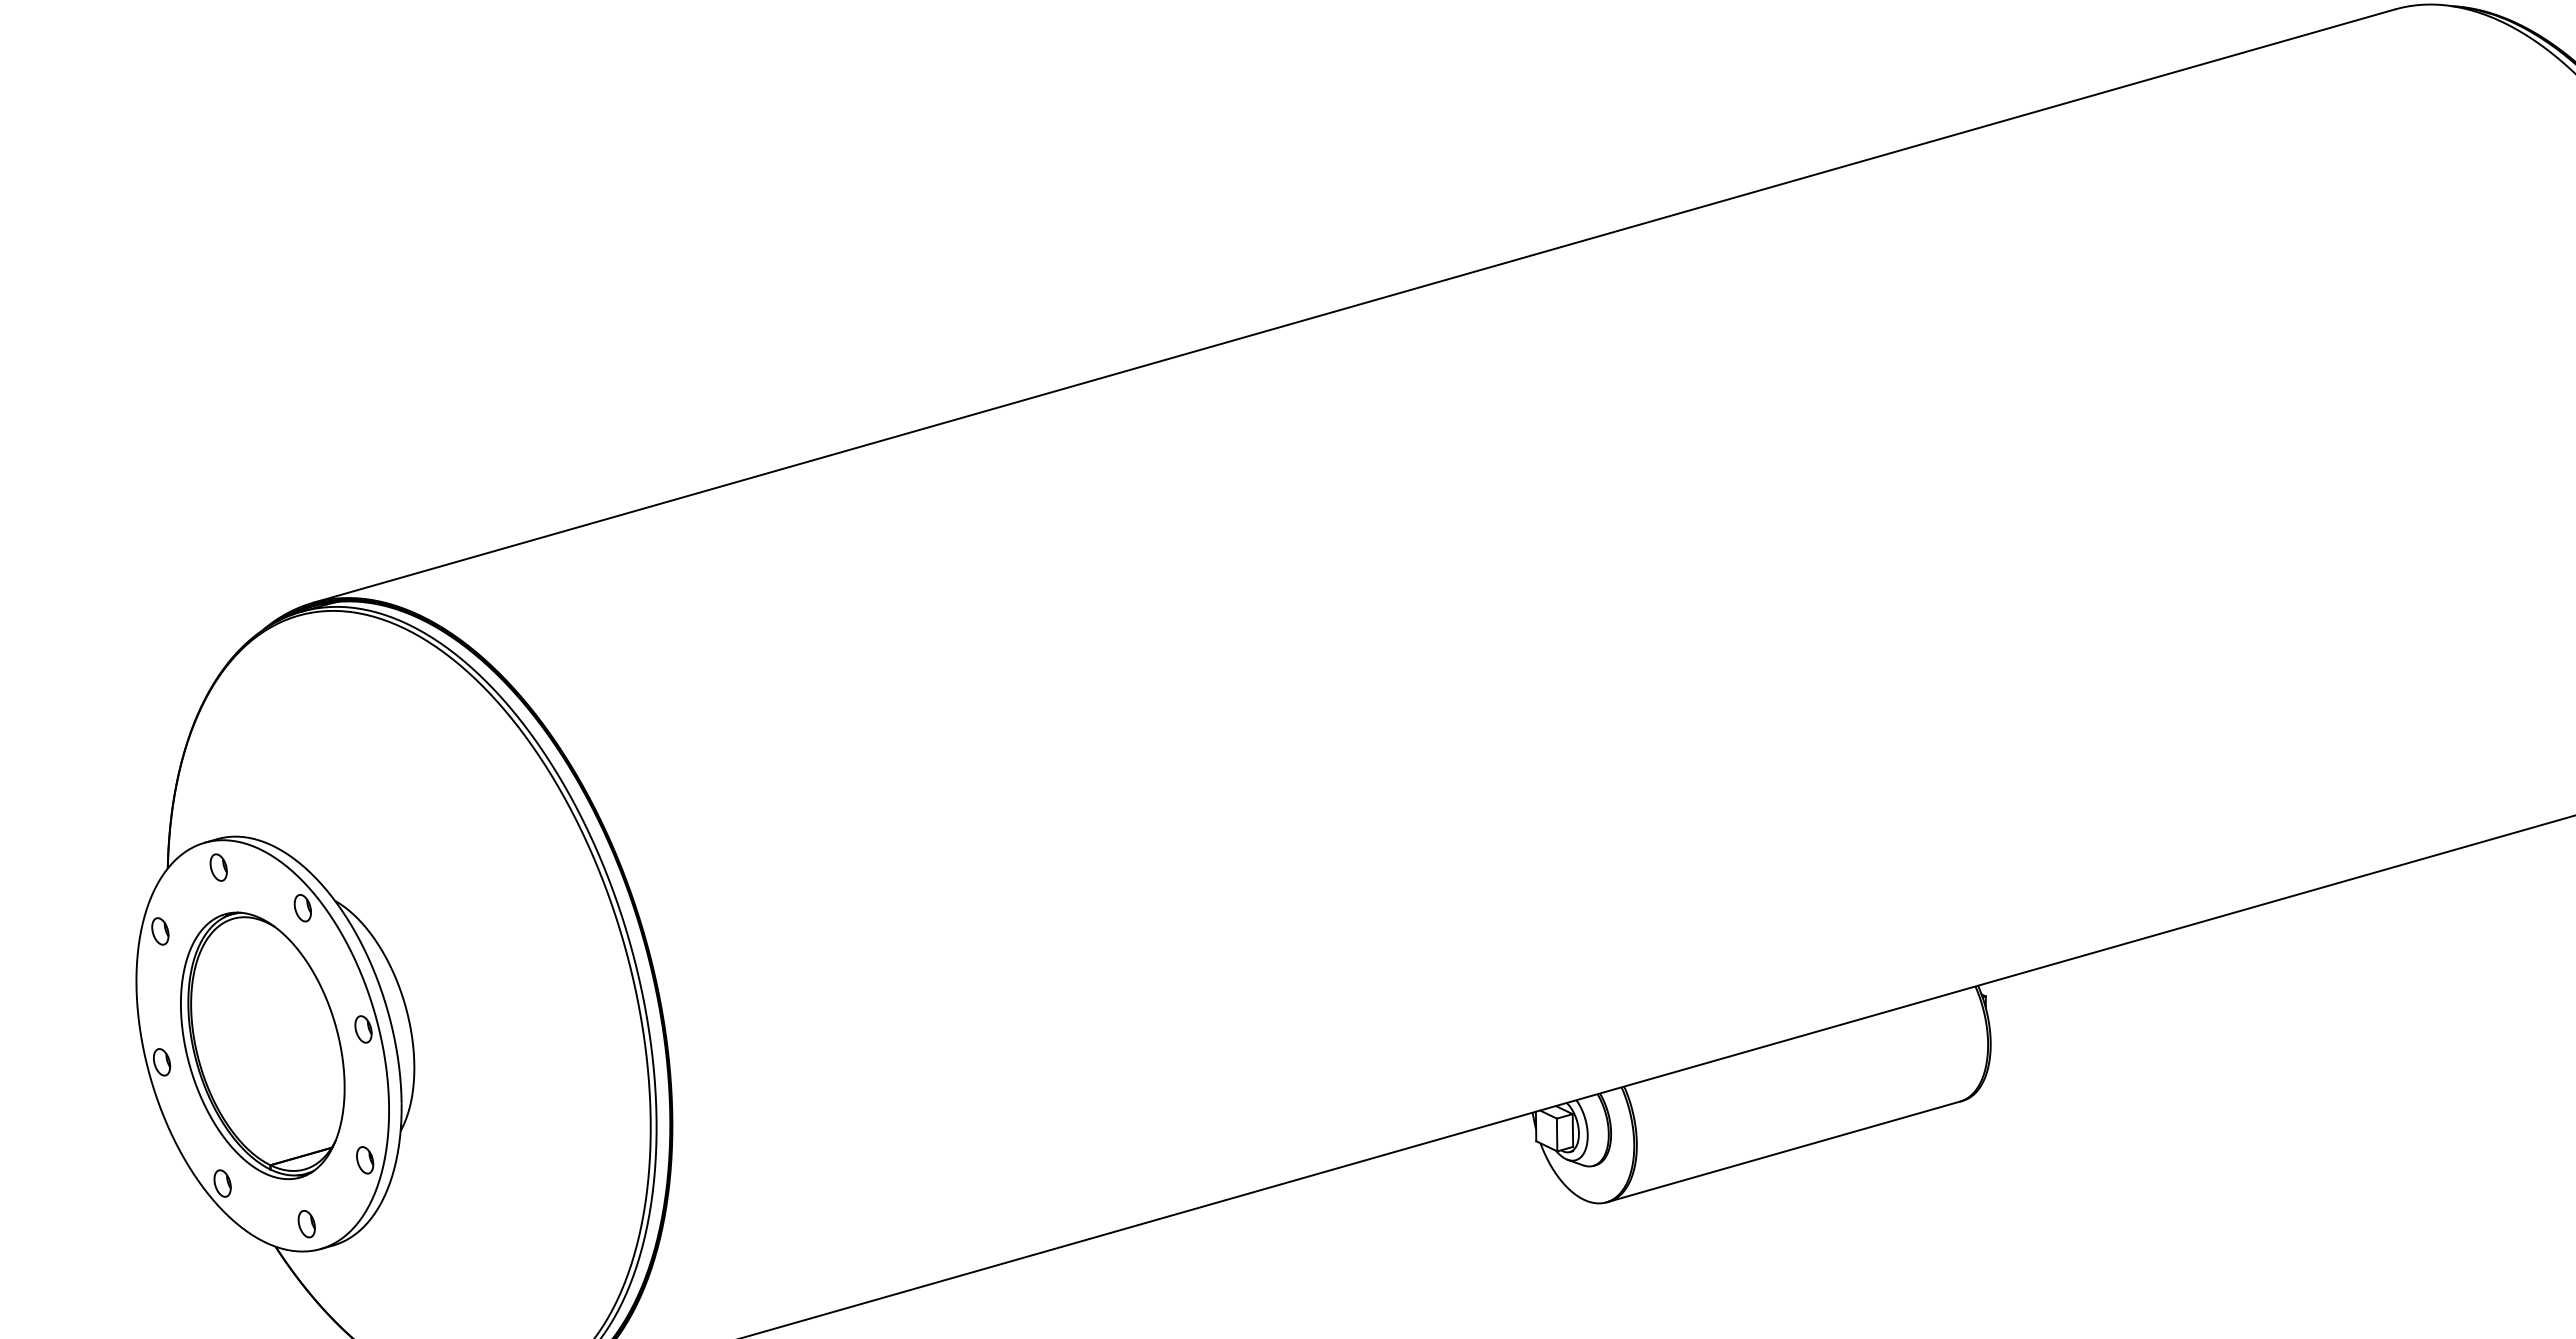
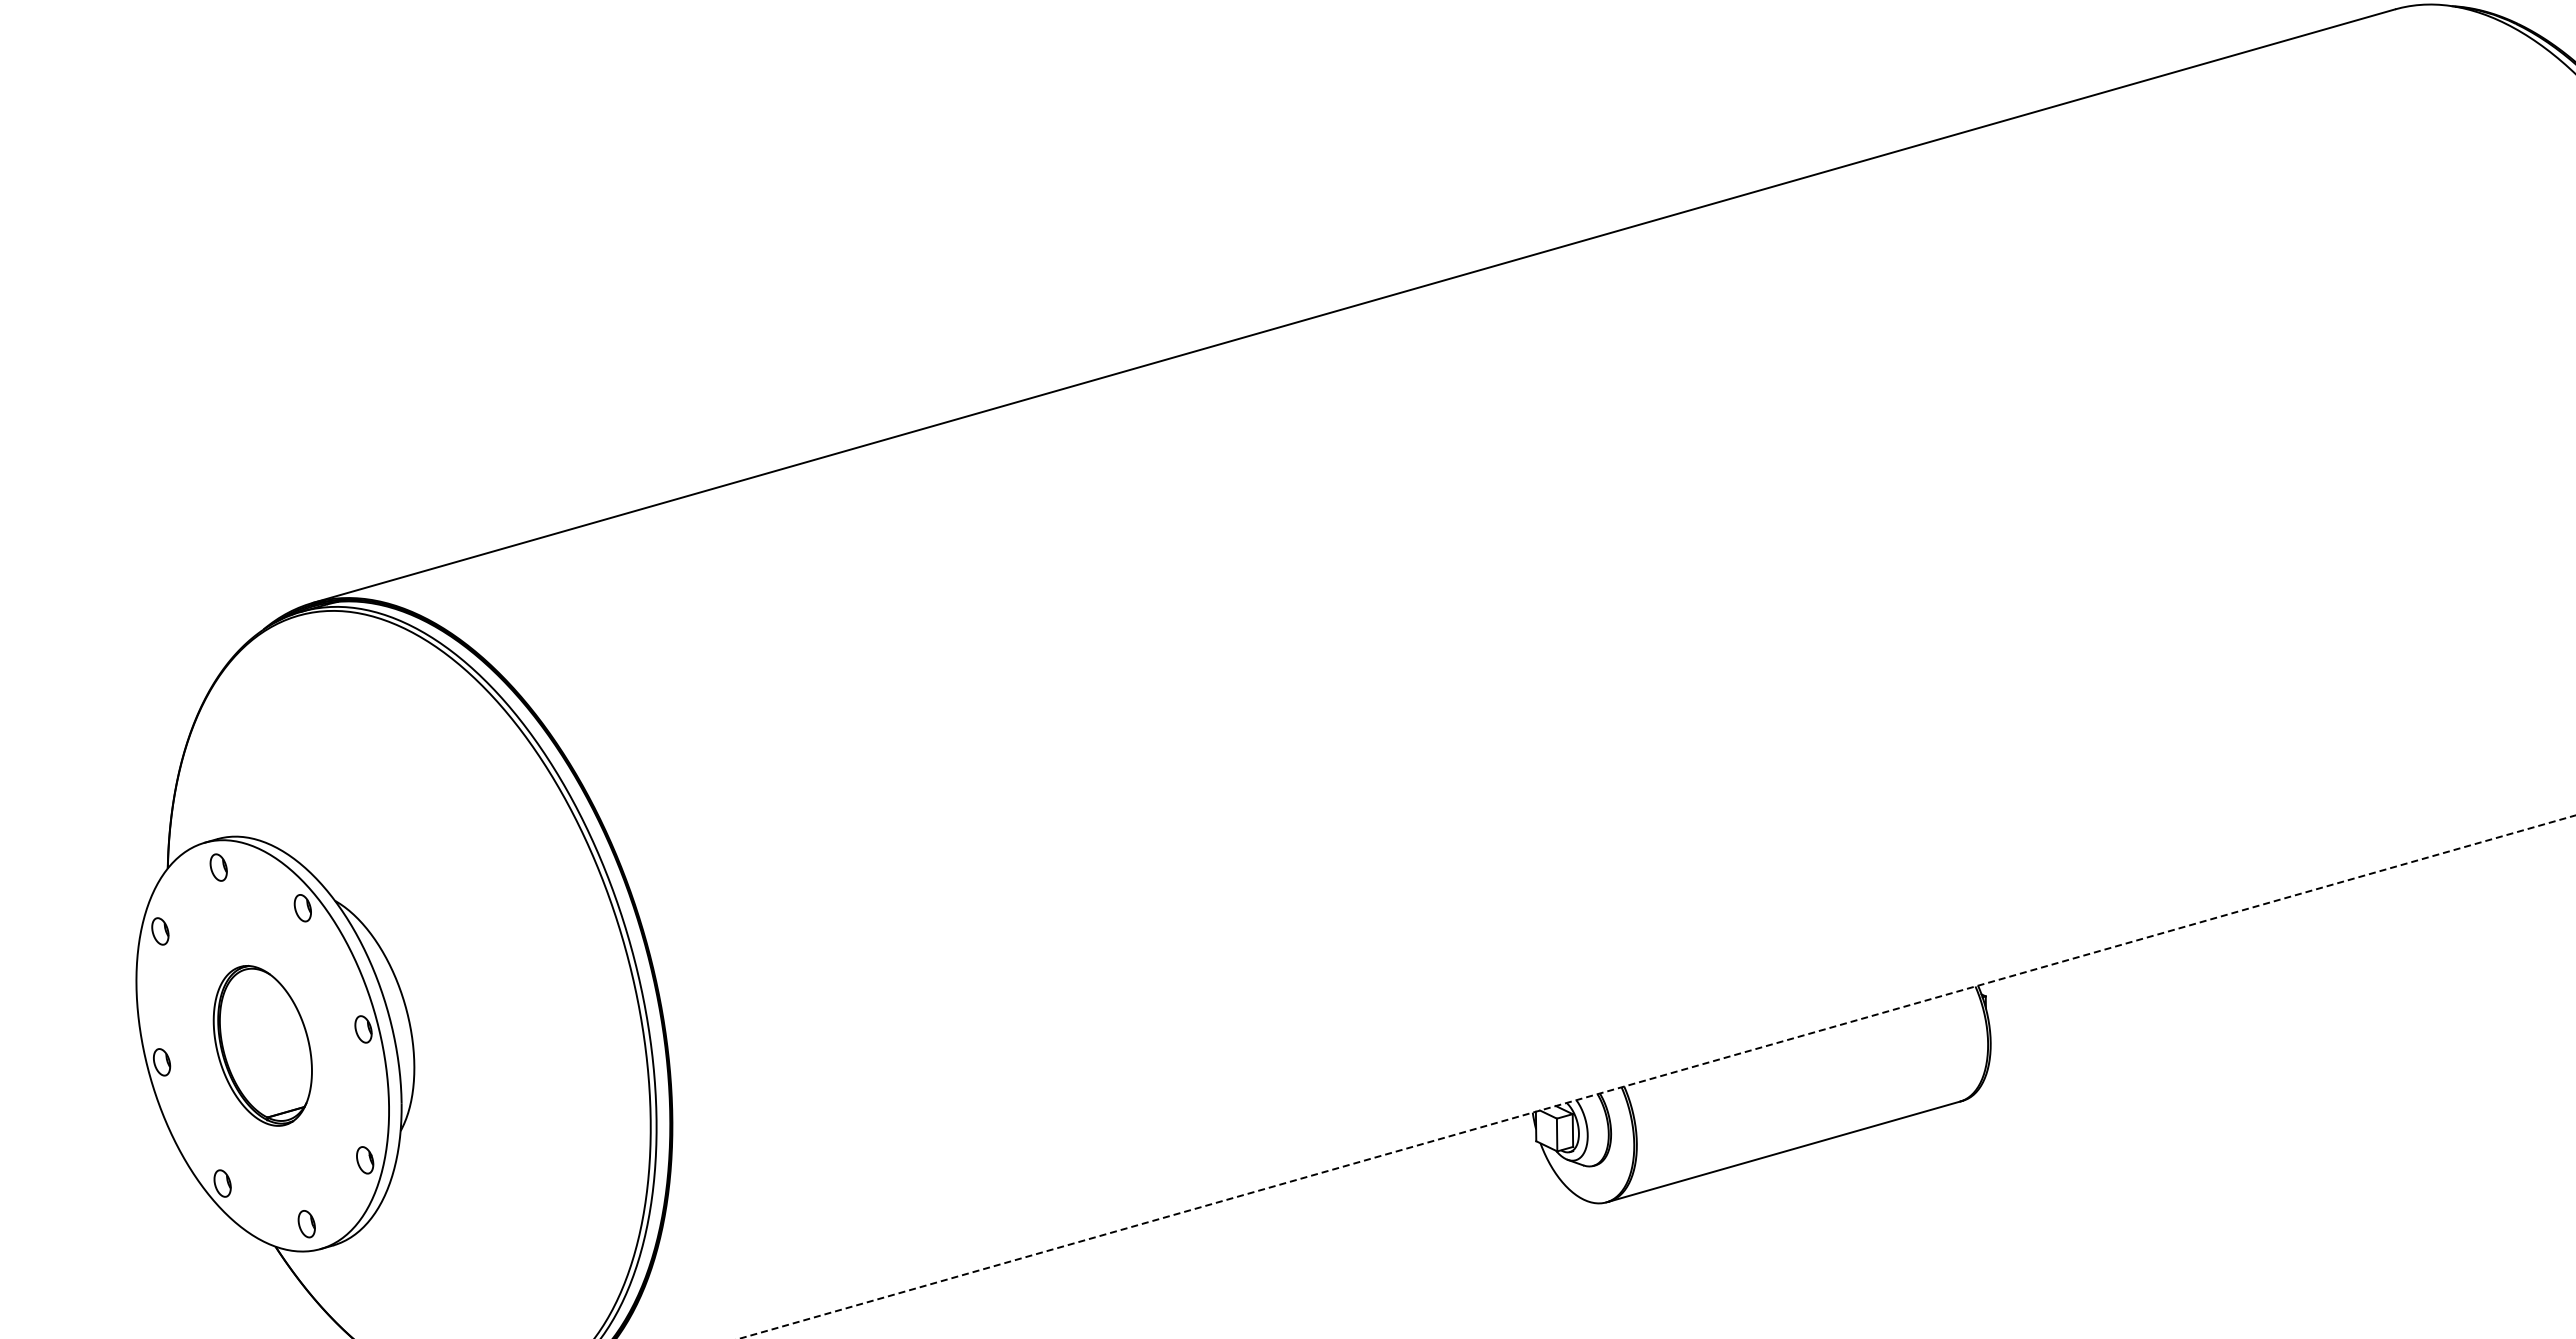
part size: 166x270 px -> 101x162 px (262, 1045)
line: solid -> dashed (1657, 1076)
